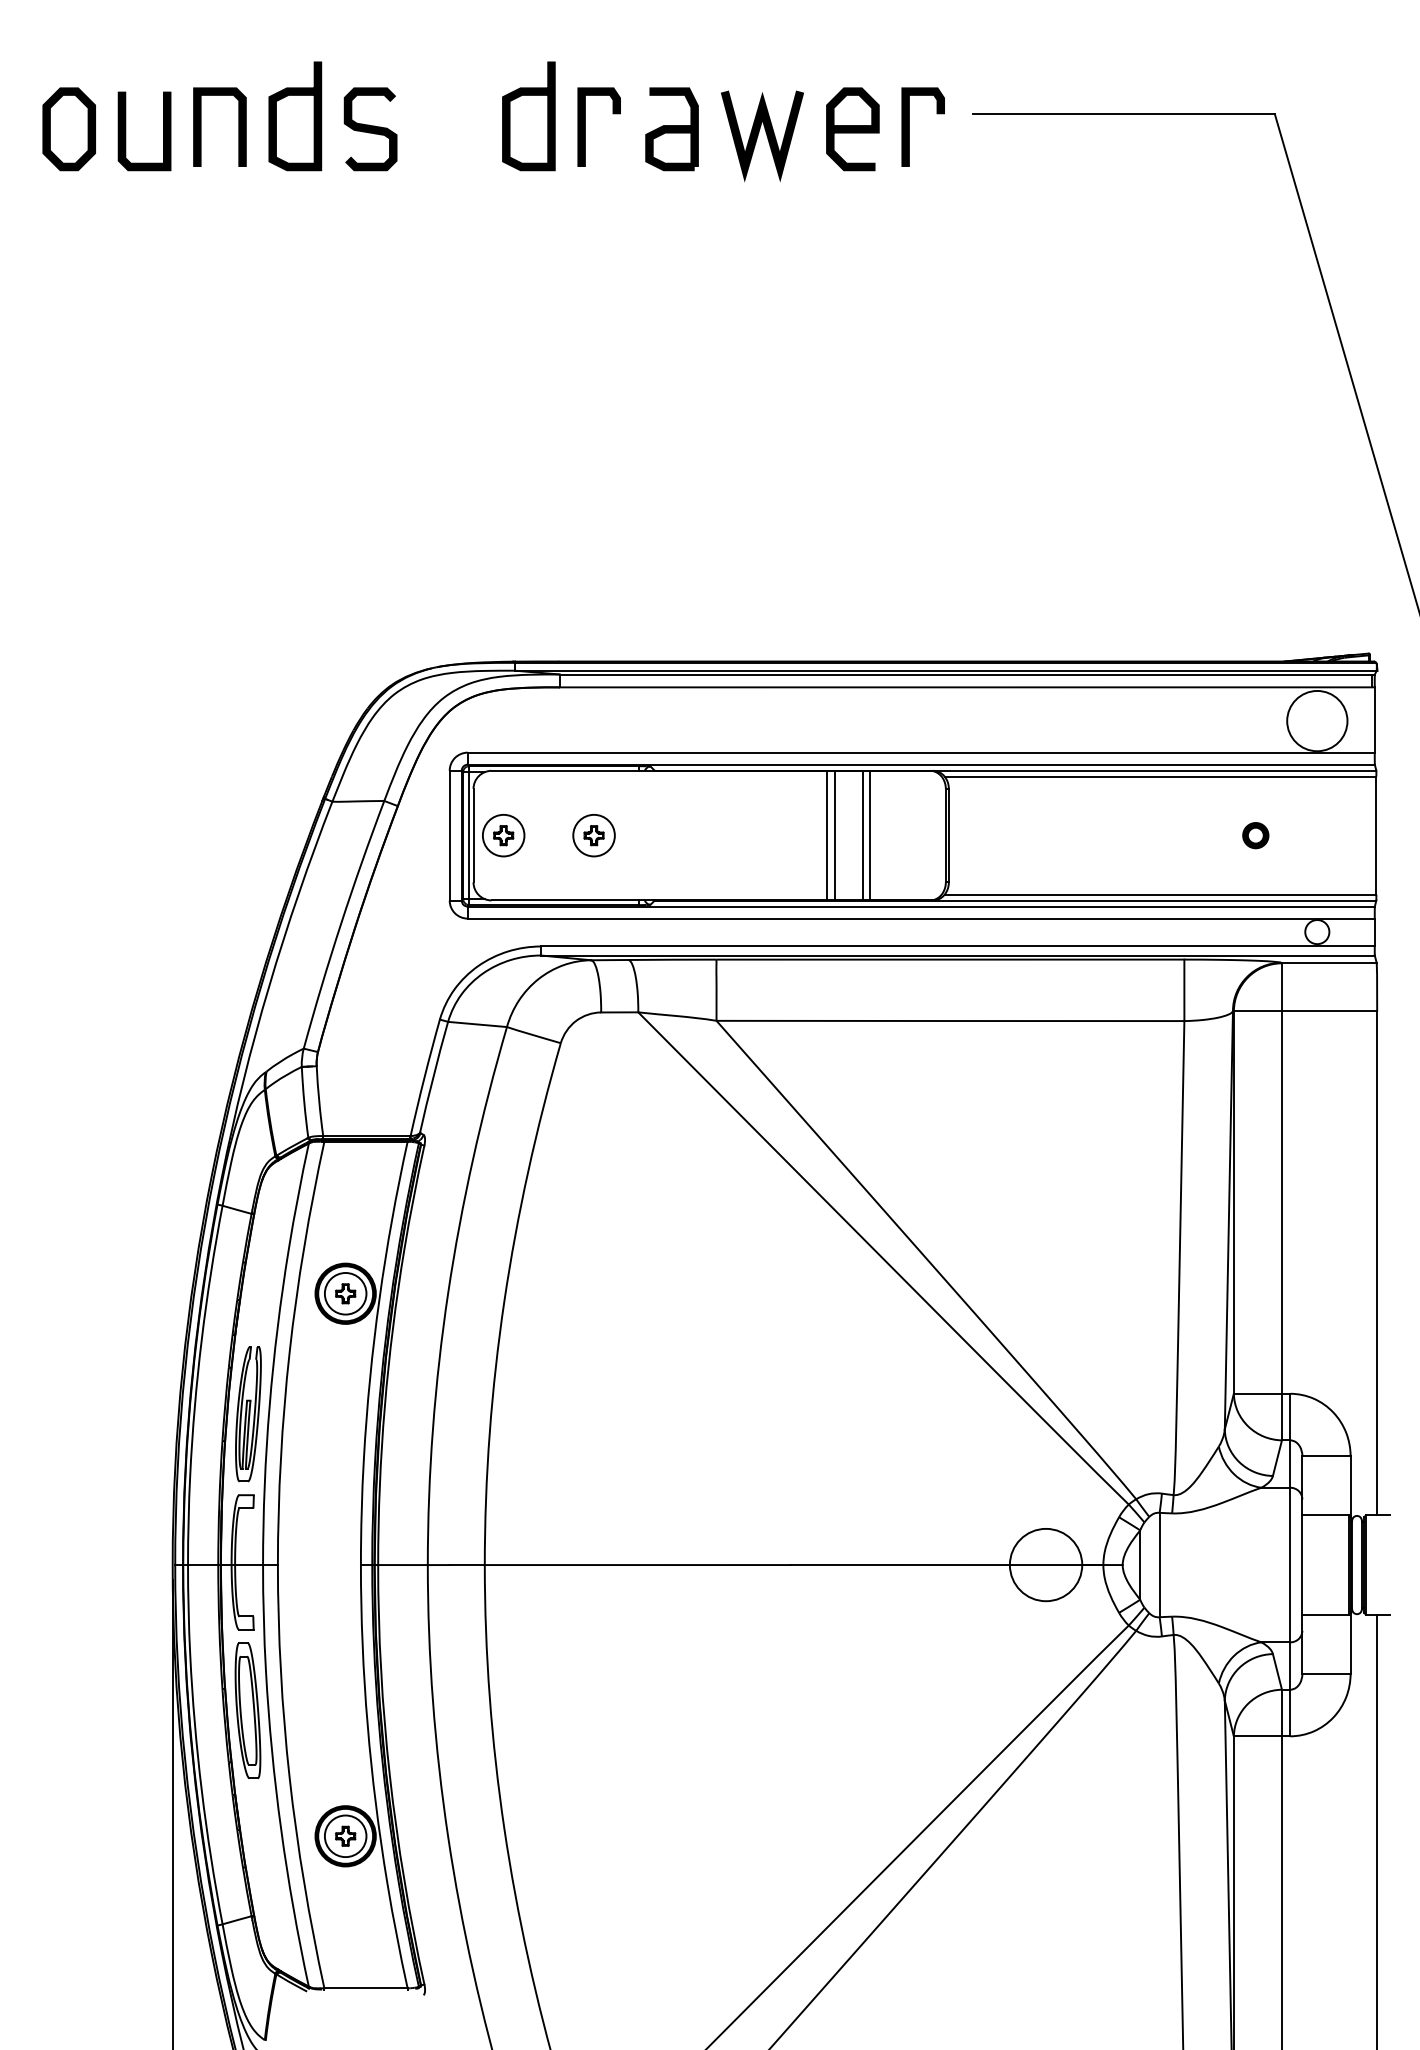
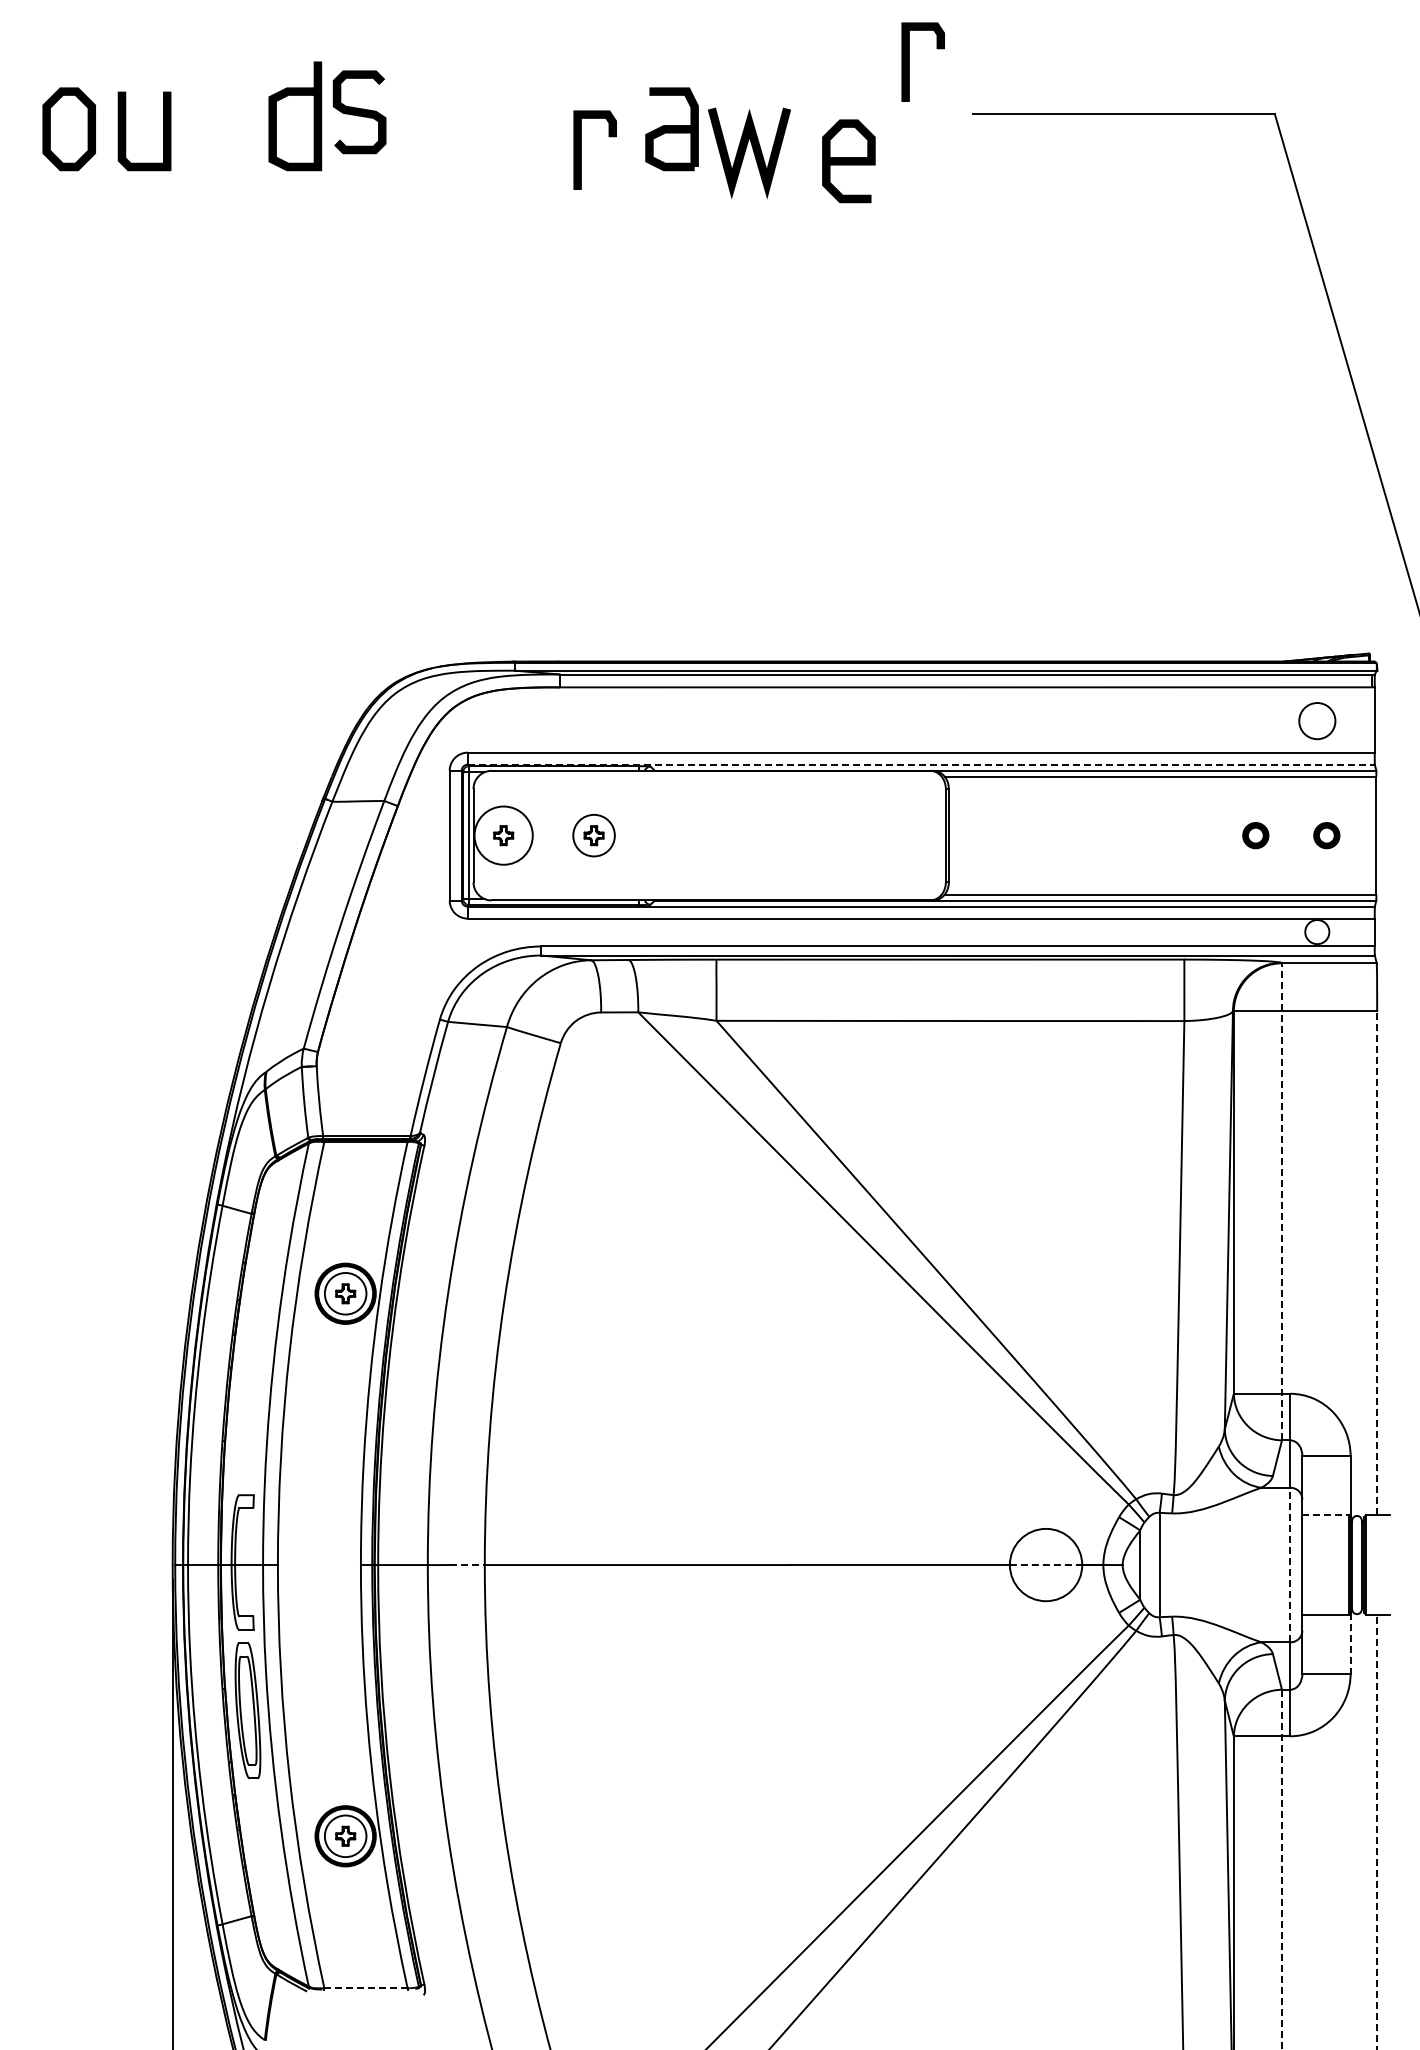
curve: present -> none (510, 116)
line: present -> none (201, 126)
line position: (585, 126) -> (581, 149) (581, 149)
line position: (909, 126) -> (909, 61) (909, 61)
curve position: (370, 129) -> (359, 112) (359, 112)
curve position: (852, 129) -> (848, 161) (848, 161)
line position: (758, 136) -> (745, 153) (745, 153)
circle diameter: 60 px -> 36 px (1317, 721)
line: solid -> dashed (921, 764)
circle diameter: 42 px -> 58 px (503, 835)
line: present -> none (826, 835)
line: present -> none (835, 835)
line: present -> none (863, 835)
line: present -> none (870, 835)
part: none -> present (1326, 835)
line: solid -> dashed (1281, 1201)
line: solid -> dashed (1377, 1263)
part: present -> none (248, 1414)
line: solid -> dashed (1326, 1515)
line: solid -> dashed (1290, 1564)
line: solid -> dashed (467, 1565)
line: solid -> dashed (1046, 1565)
line: solid -> dashed (1350, 1644)
line: solid -> dashed (1377, 1831)
line: solid -> dashed (1281, 1869)
line: solid -> dashed (366, 1988)
